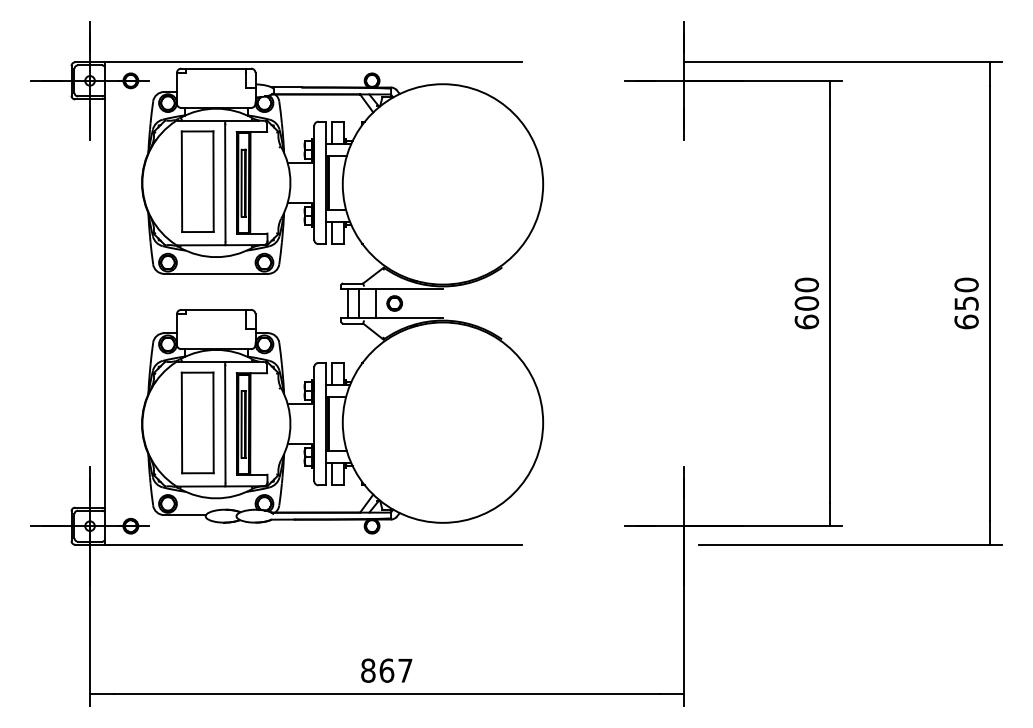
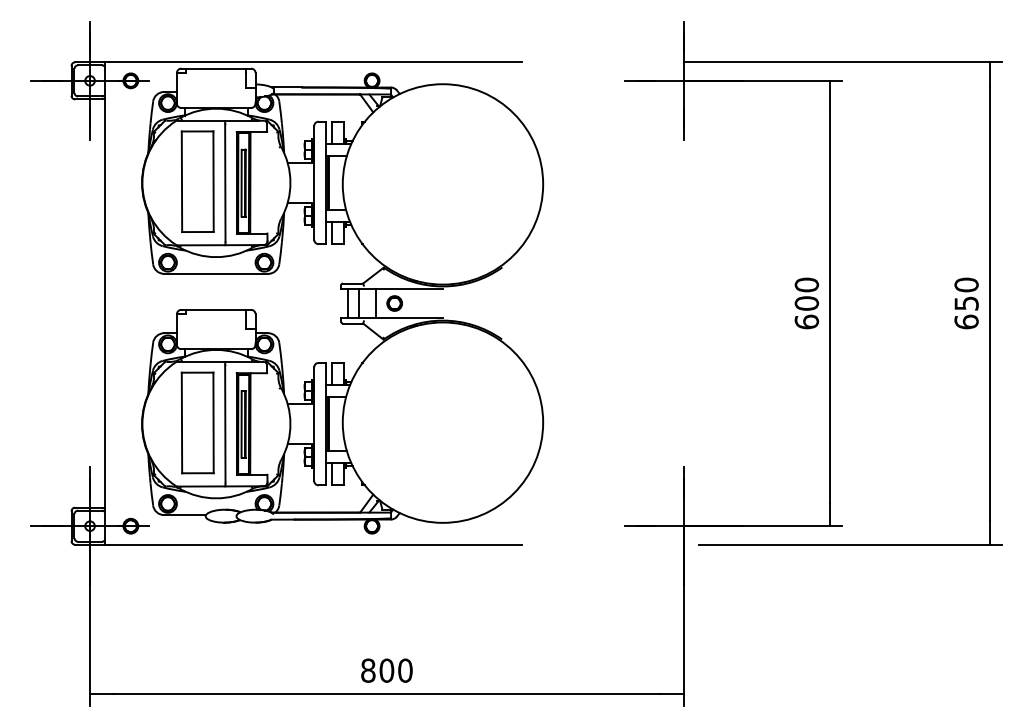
text: 867 -> 800 (395, 670)
